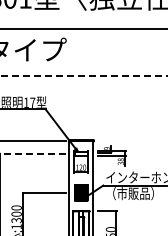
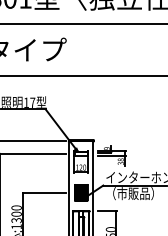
line position: (83, 29) -> (83, 24) (83, 24)
line: dashed -> solid (84, 76)
line: dashed -> solid (32, 153)
